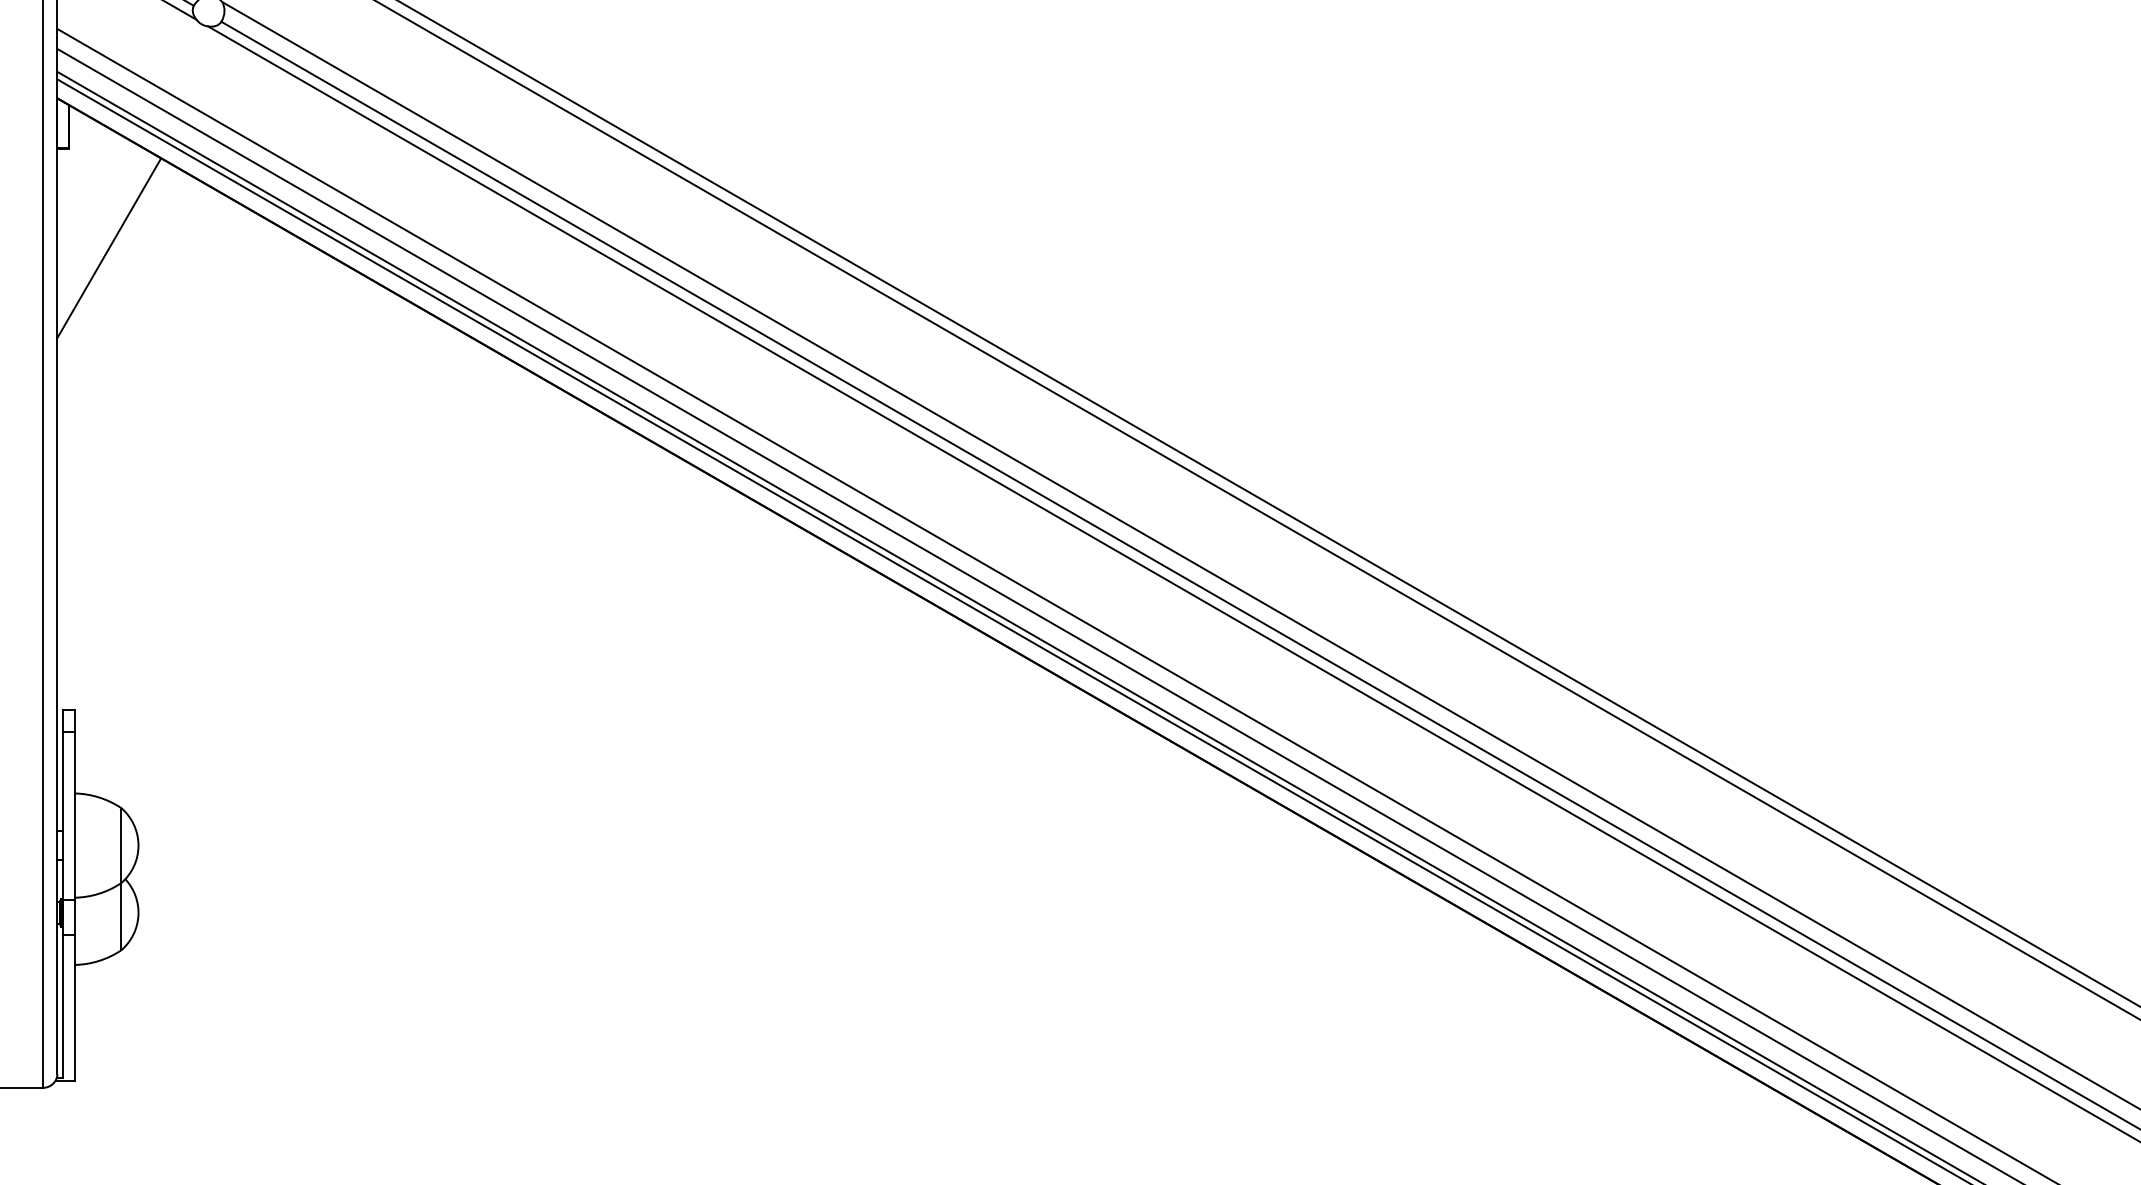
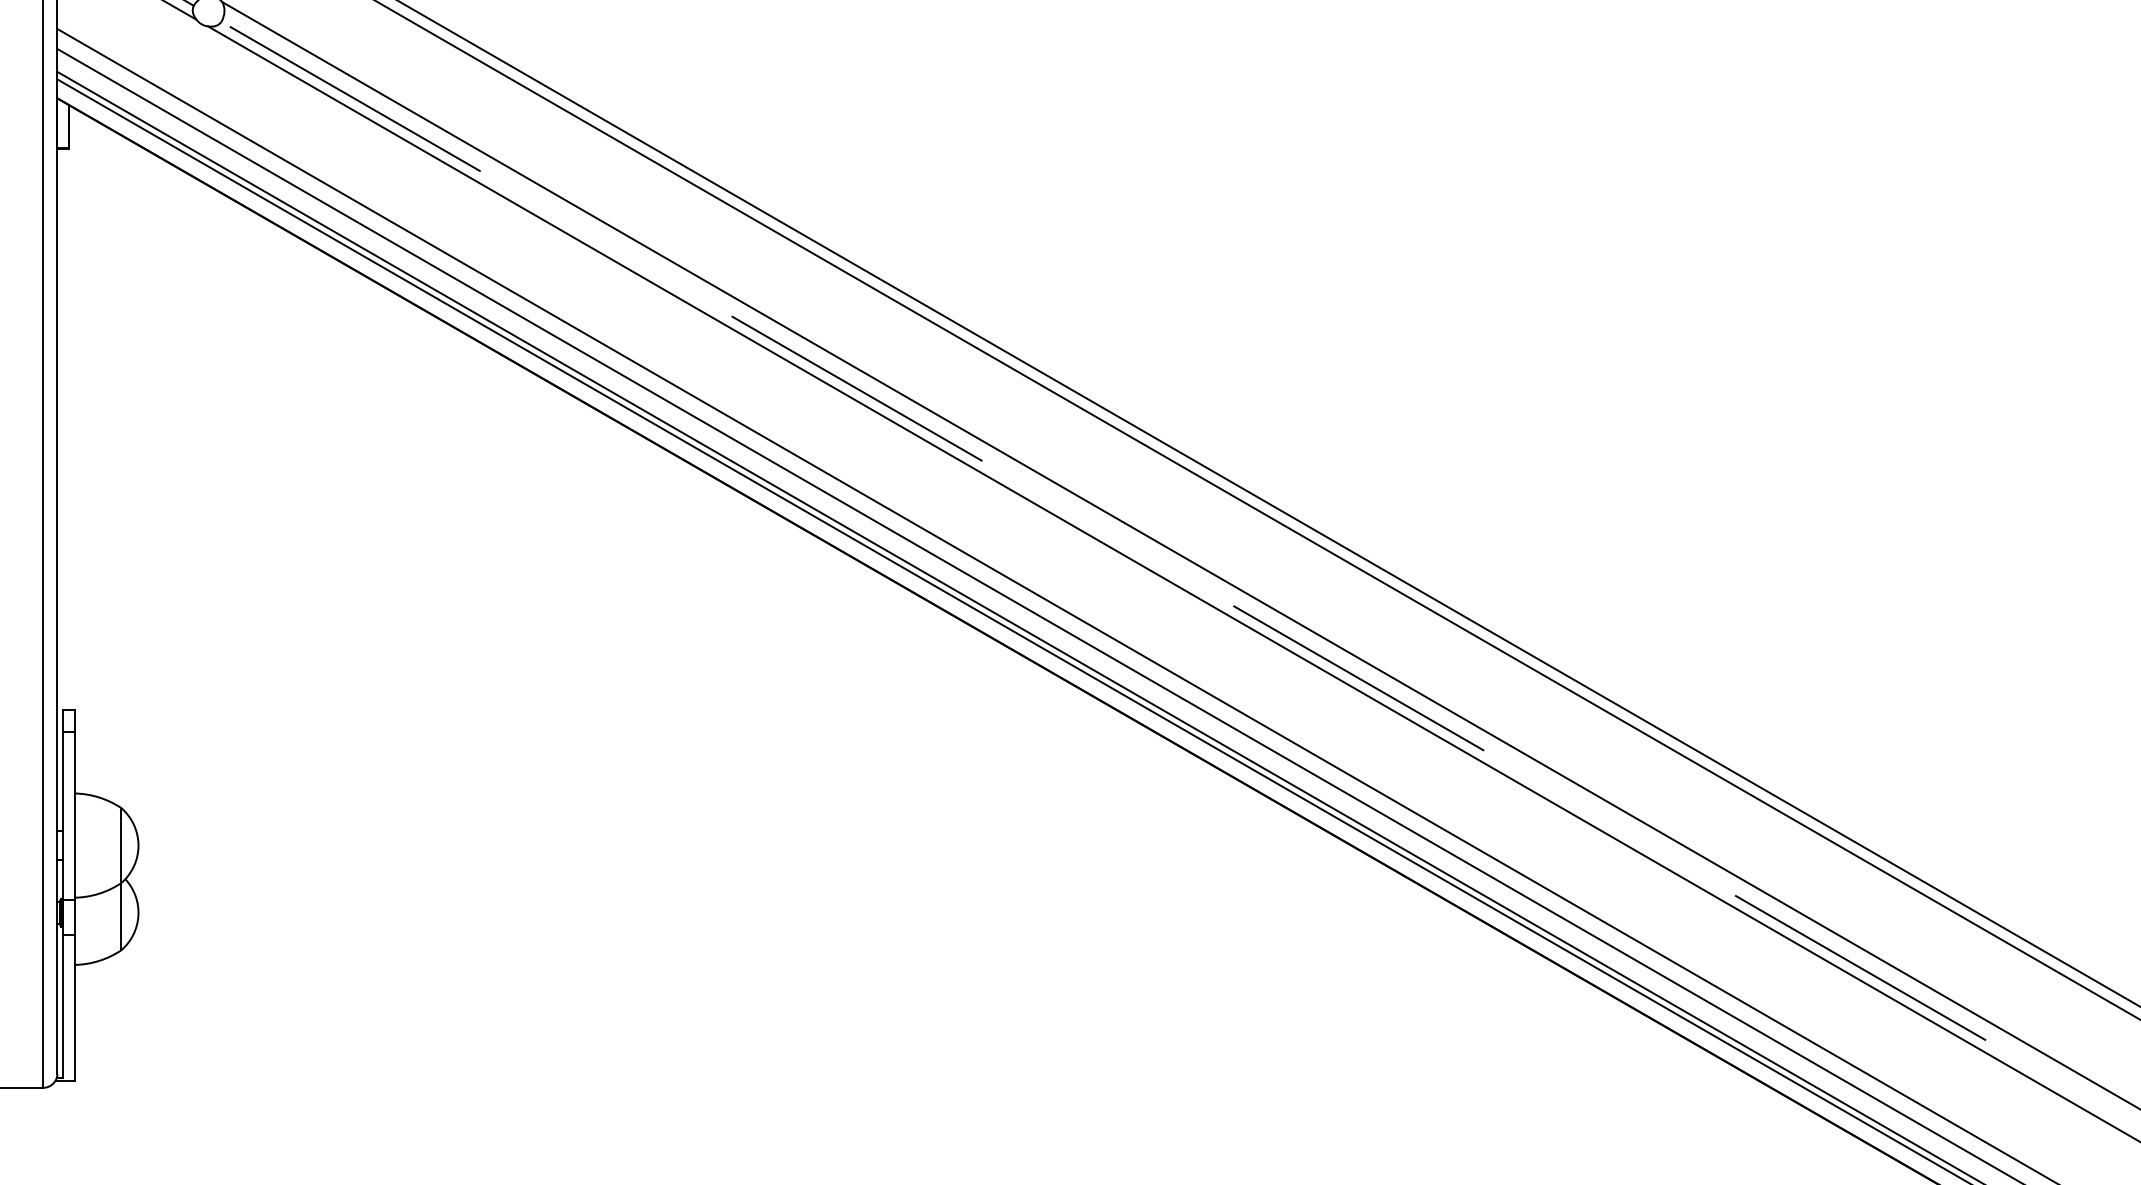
line: present -> none (109, 248)
line: solid -> dashed (1180, 575)
